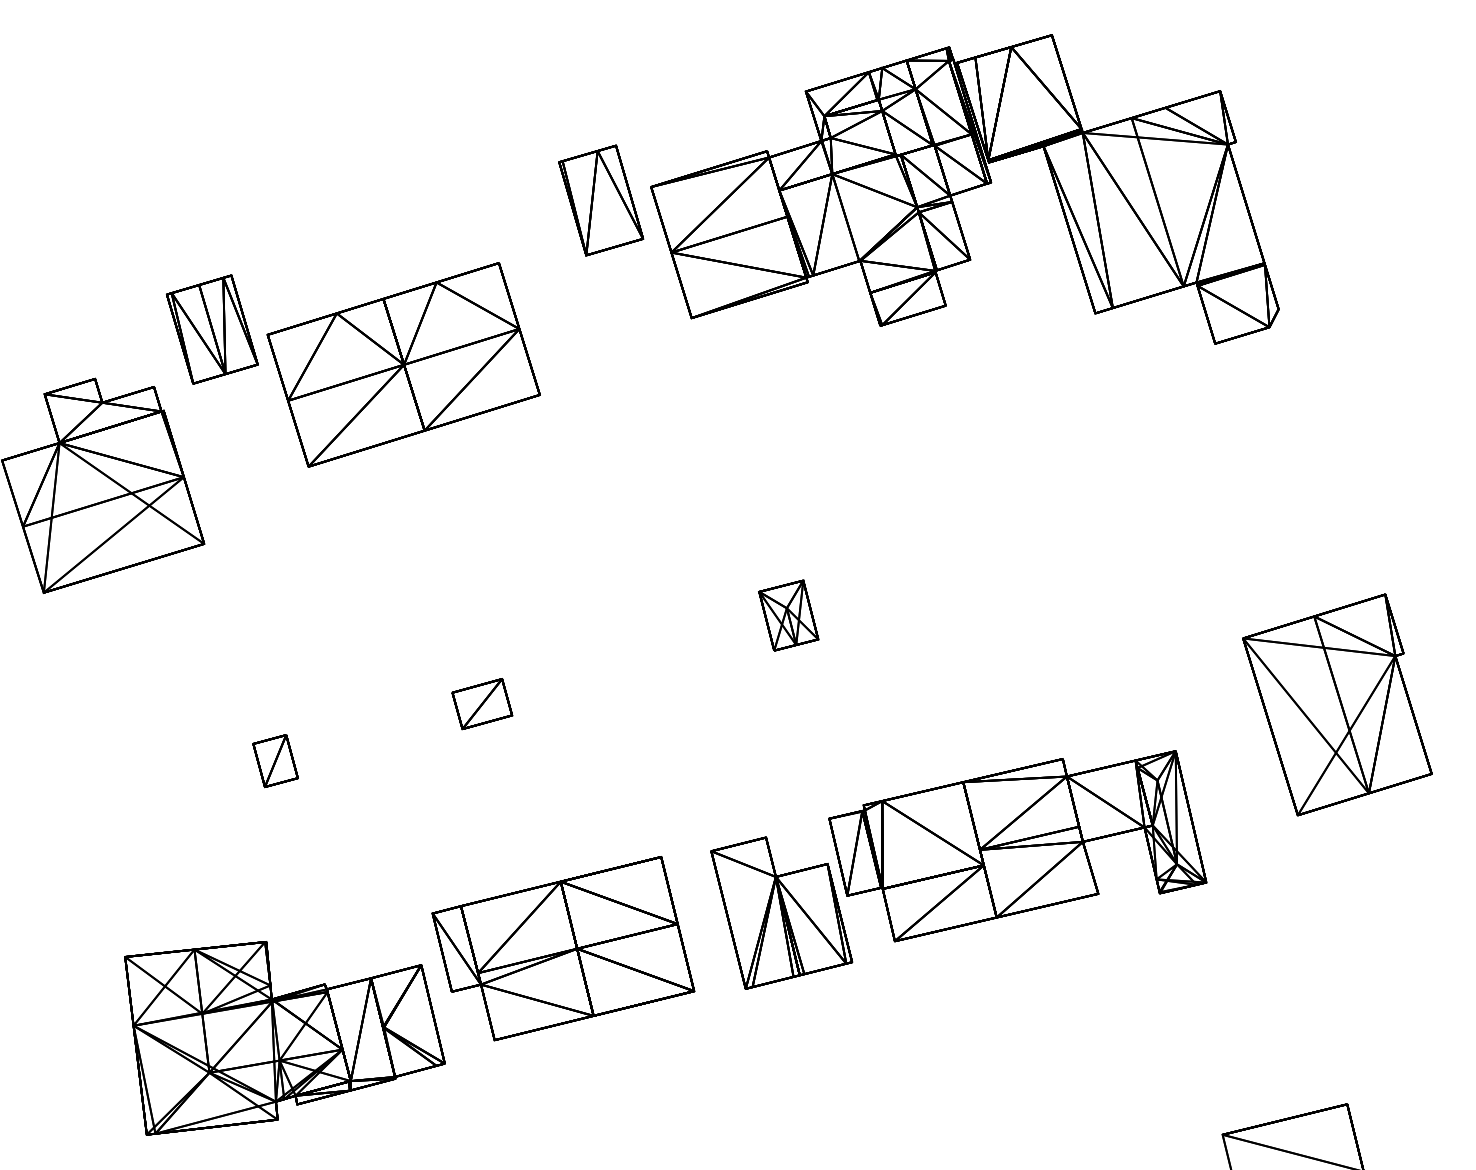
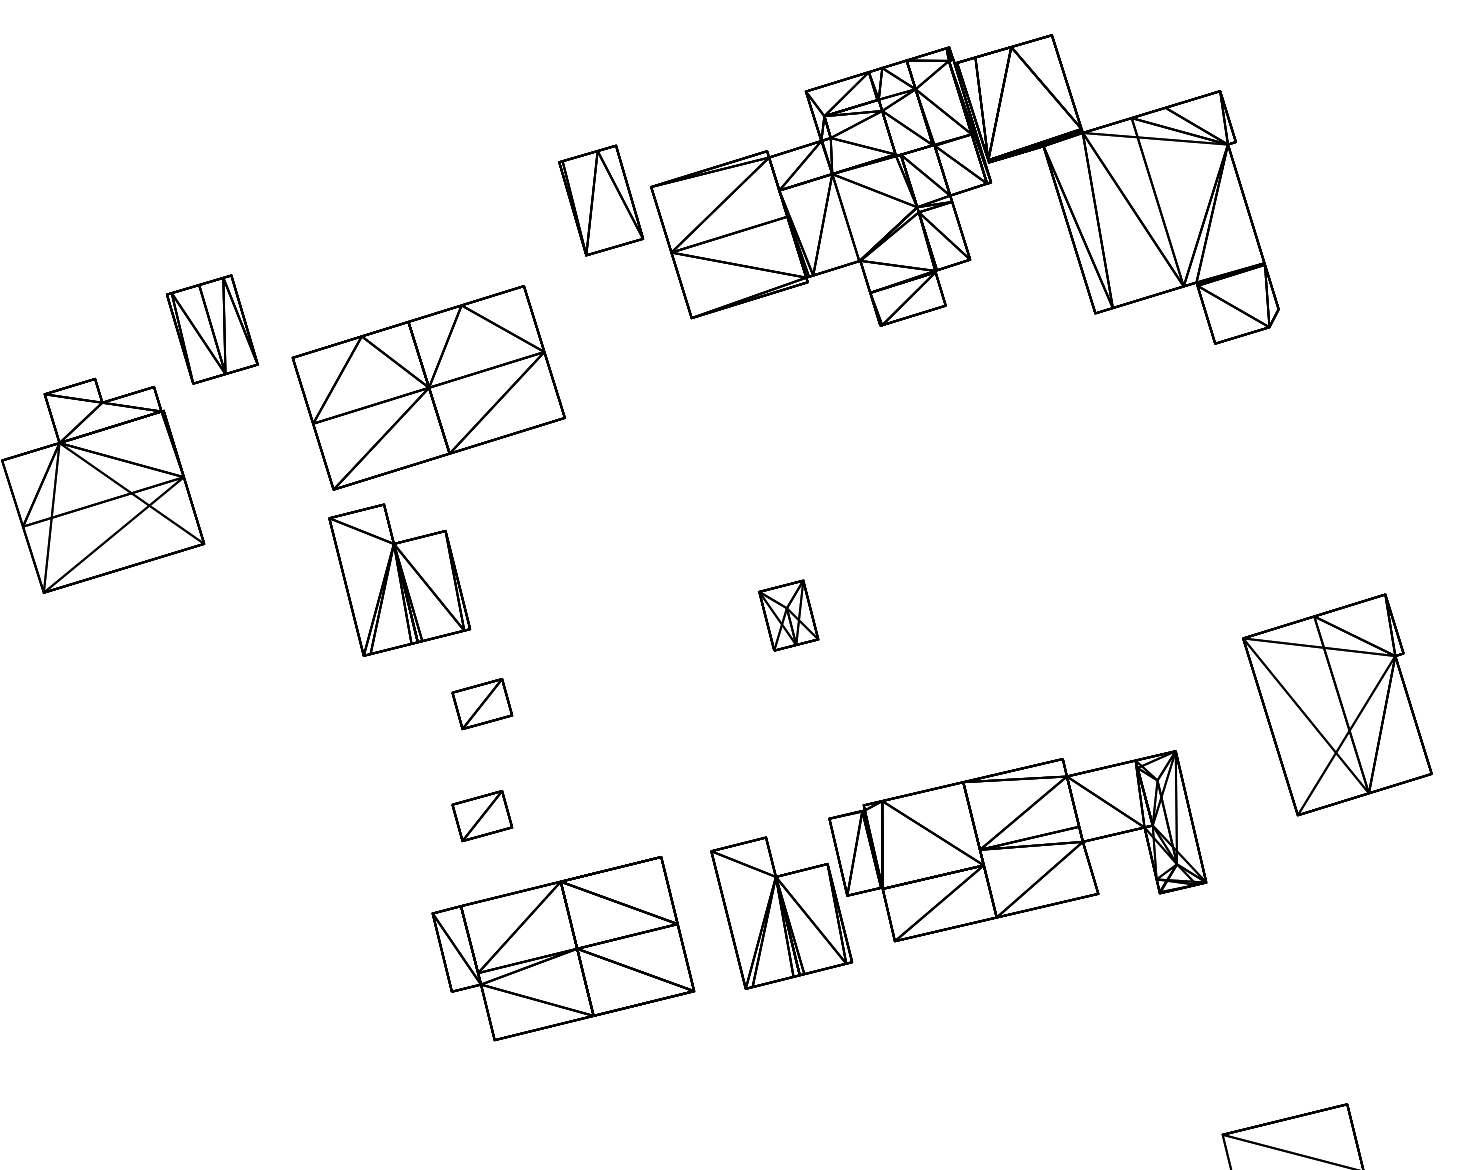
part position: (403, 364) -> (428, 387) (428, 387)
part: none -> present (399, 579)
part: present -> none (275, 761)
part: none -> present (482, 816)
part: present -> none (284, 1038)
